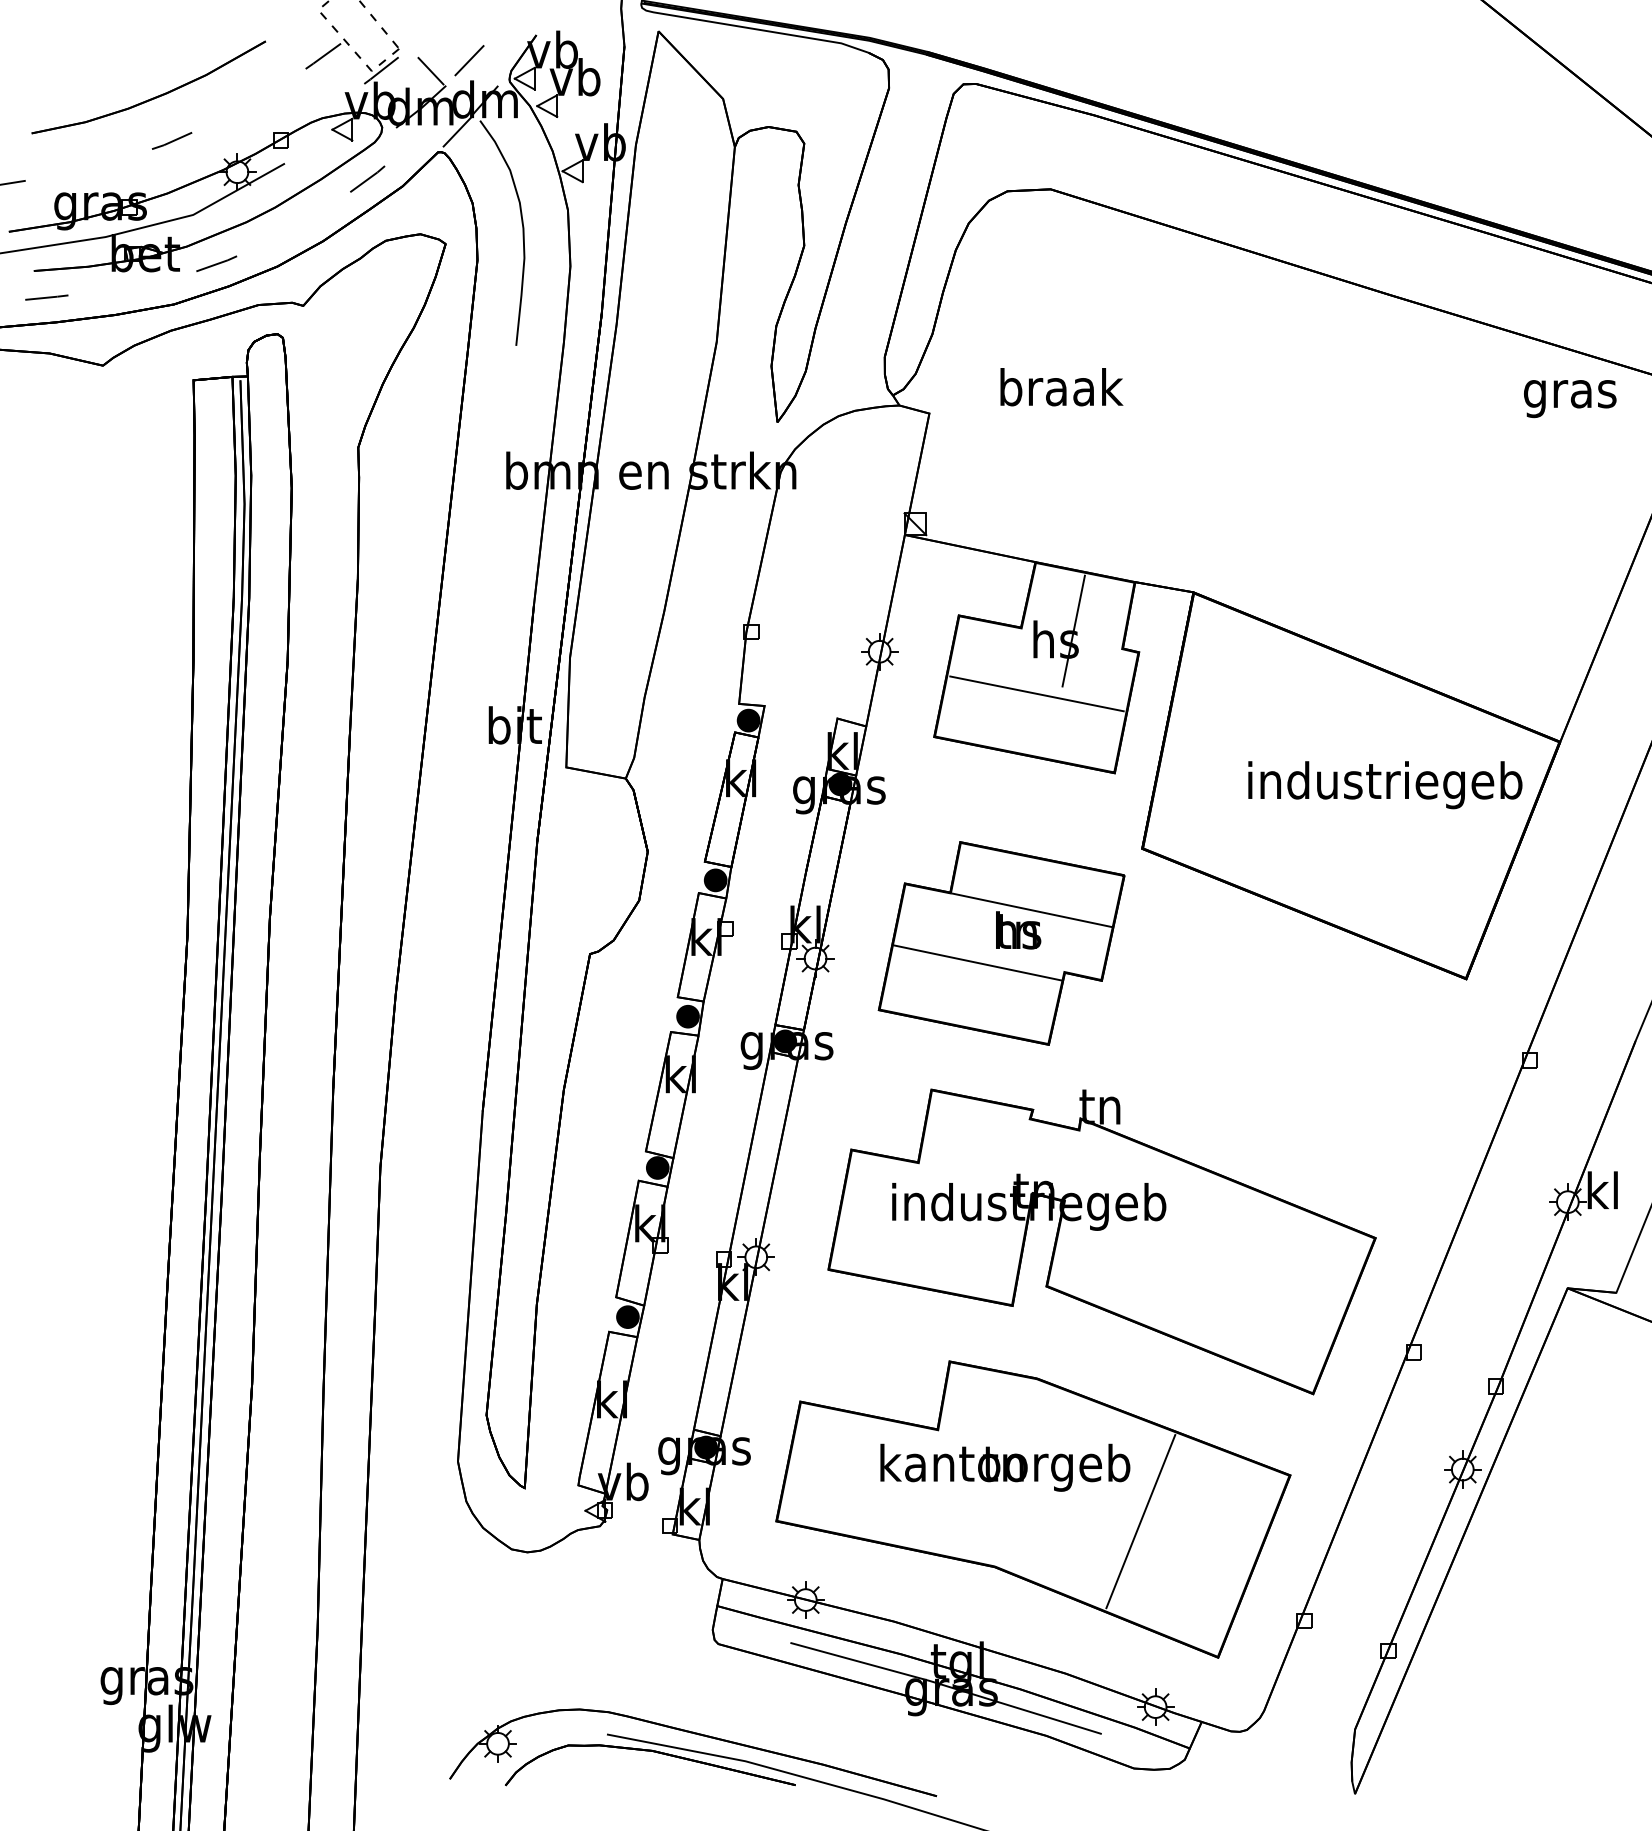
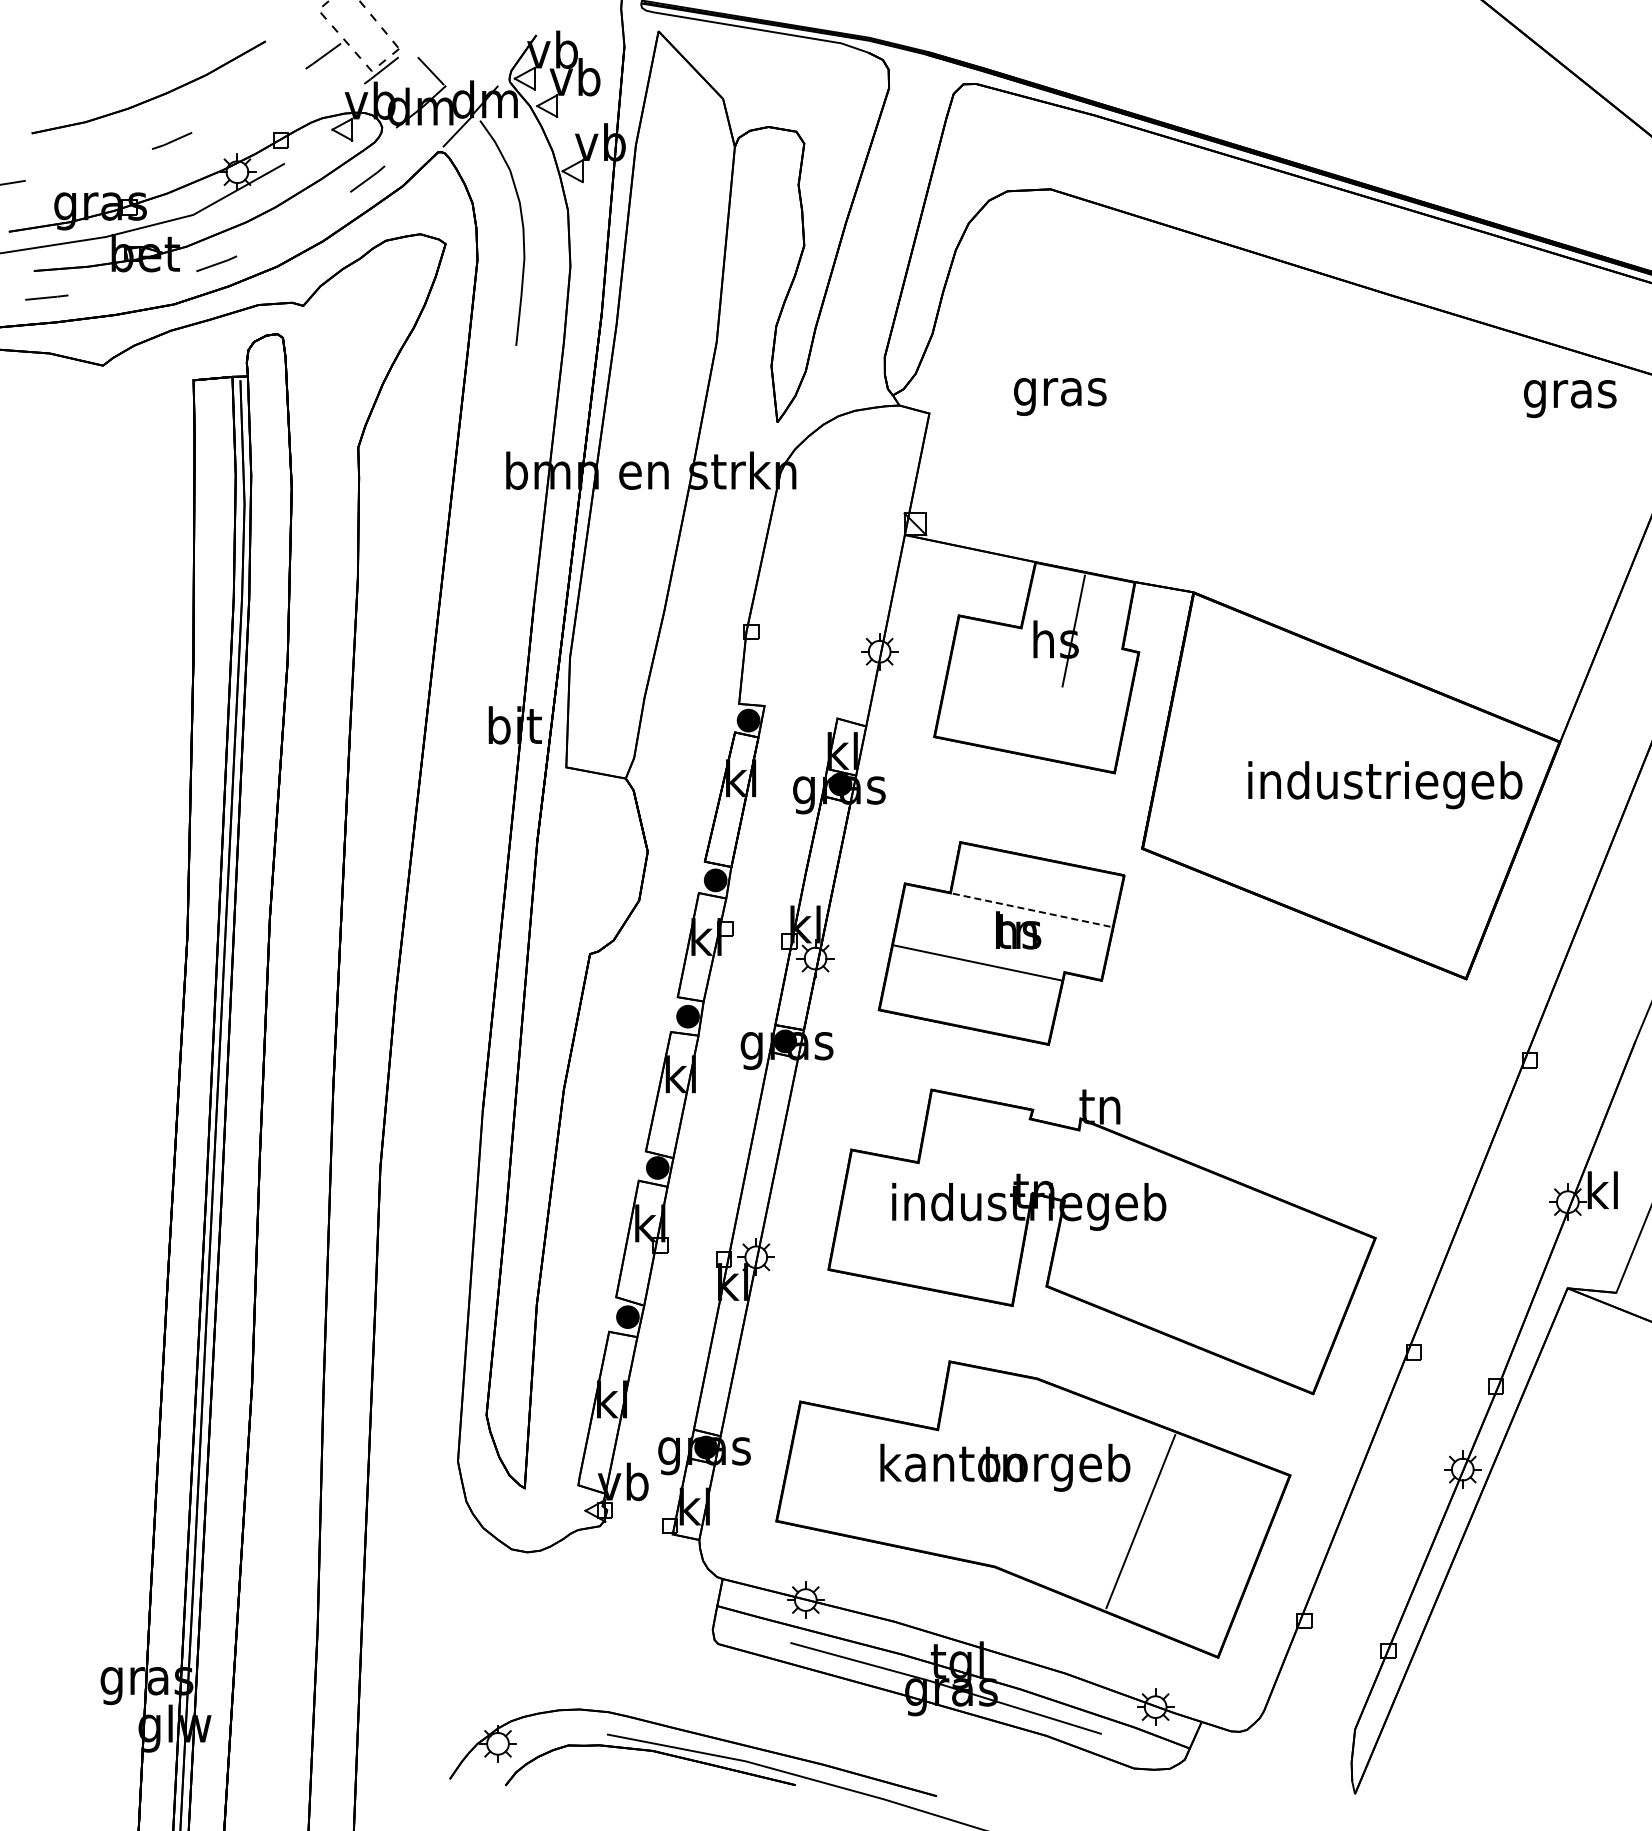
line: present -> none (469, 60)
text: braak -> gras (1061, 391)
line: present -> none (1036, 693)
line: solid -> dashed (1032, 910)
